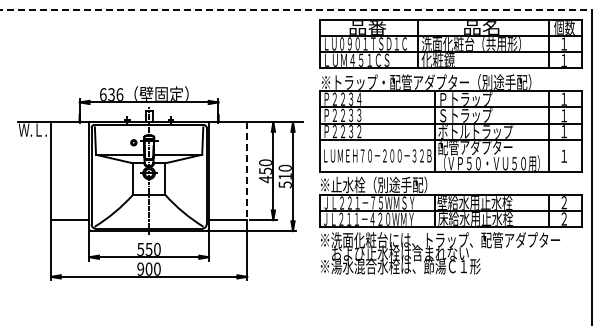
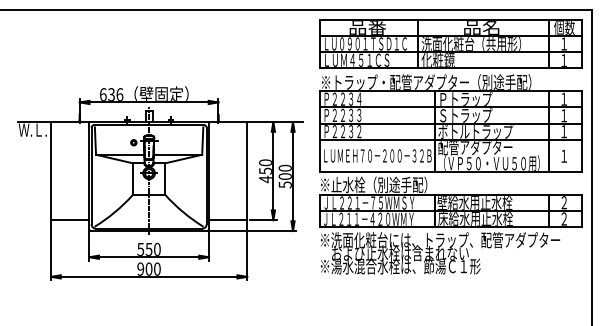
line: dashed -> solid (296, 9)
line: dashed -> solid (247, 171)
text: 510 -> 500 (284, 176)
